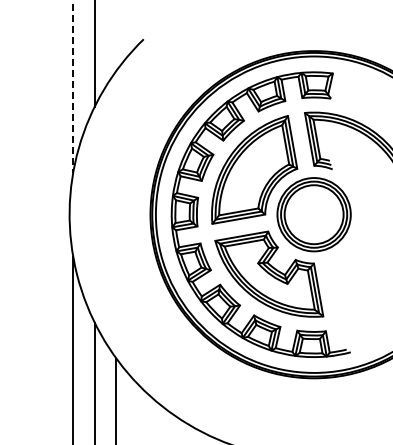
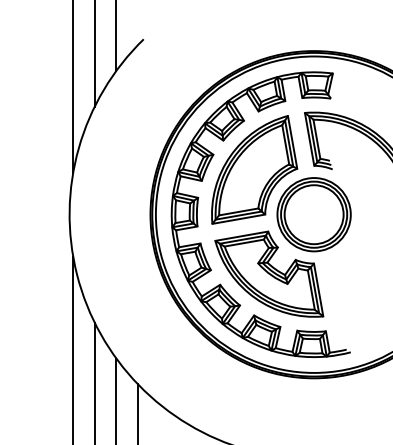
line: none -> present (116, 36)
line: dashed -> solid (73, 87)
line: none -> present (137, 412)
